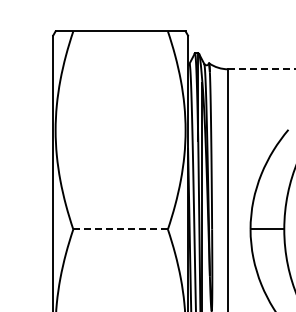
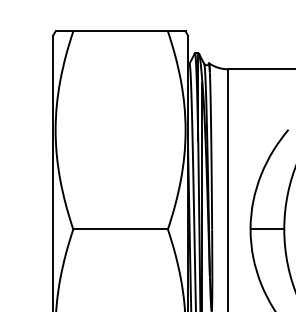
line: dashed -> solid (262, 69)
line: dashed -> solid (121, 229)
